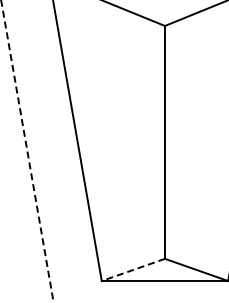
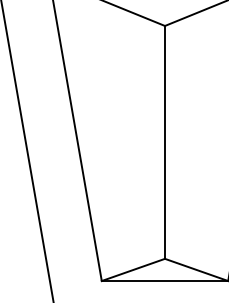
line: dashed -> solid (27, 151)
line: dashed -> solid (132, 270)
